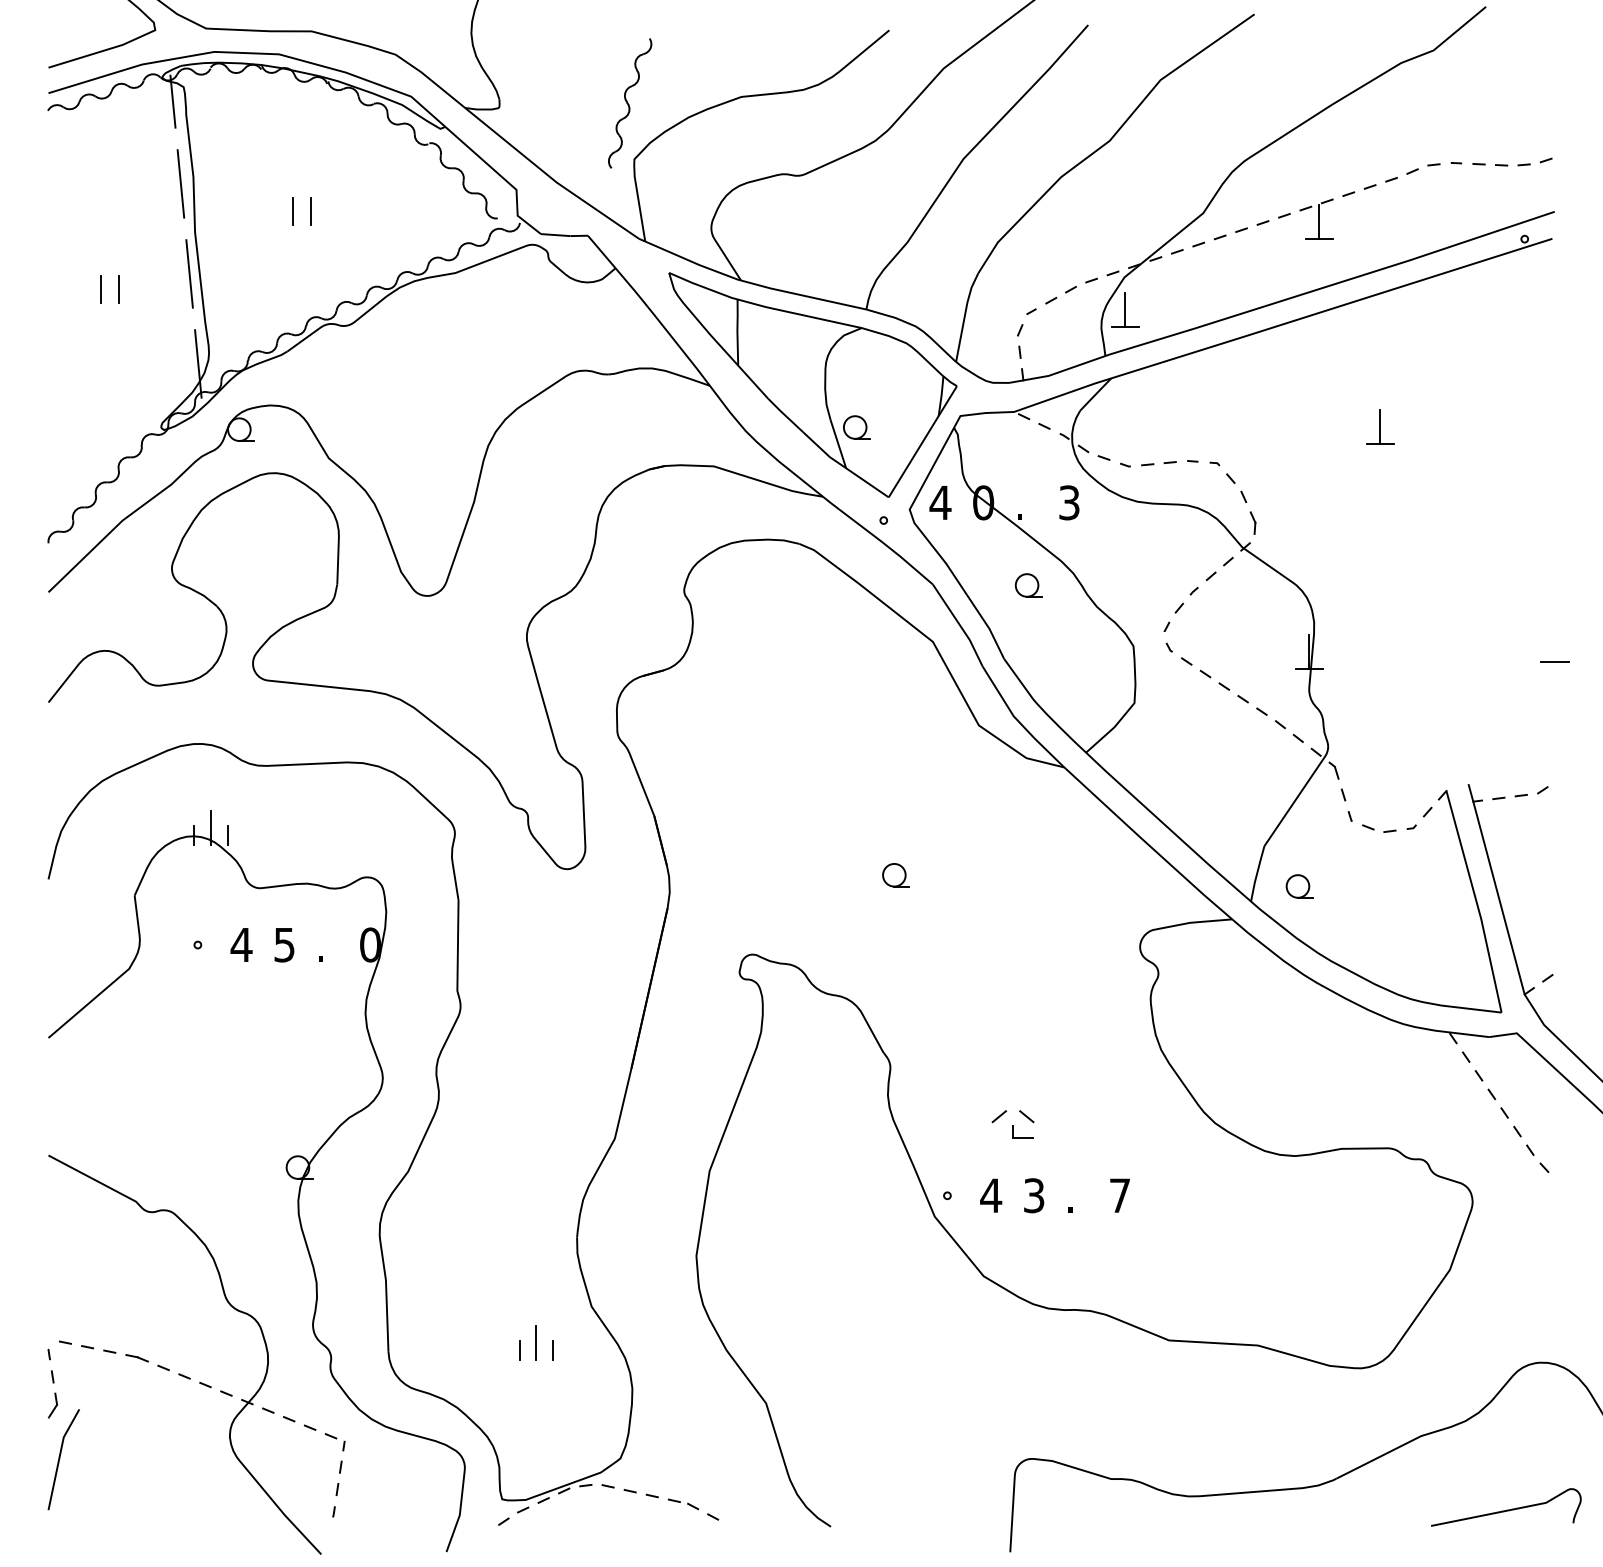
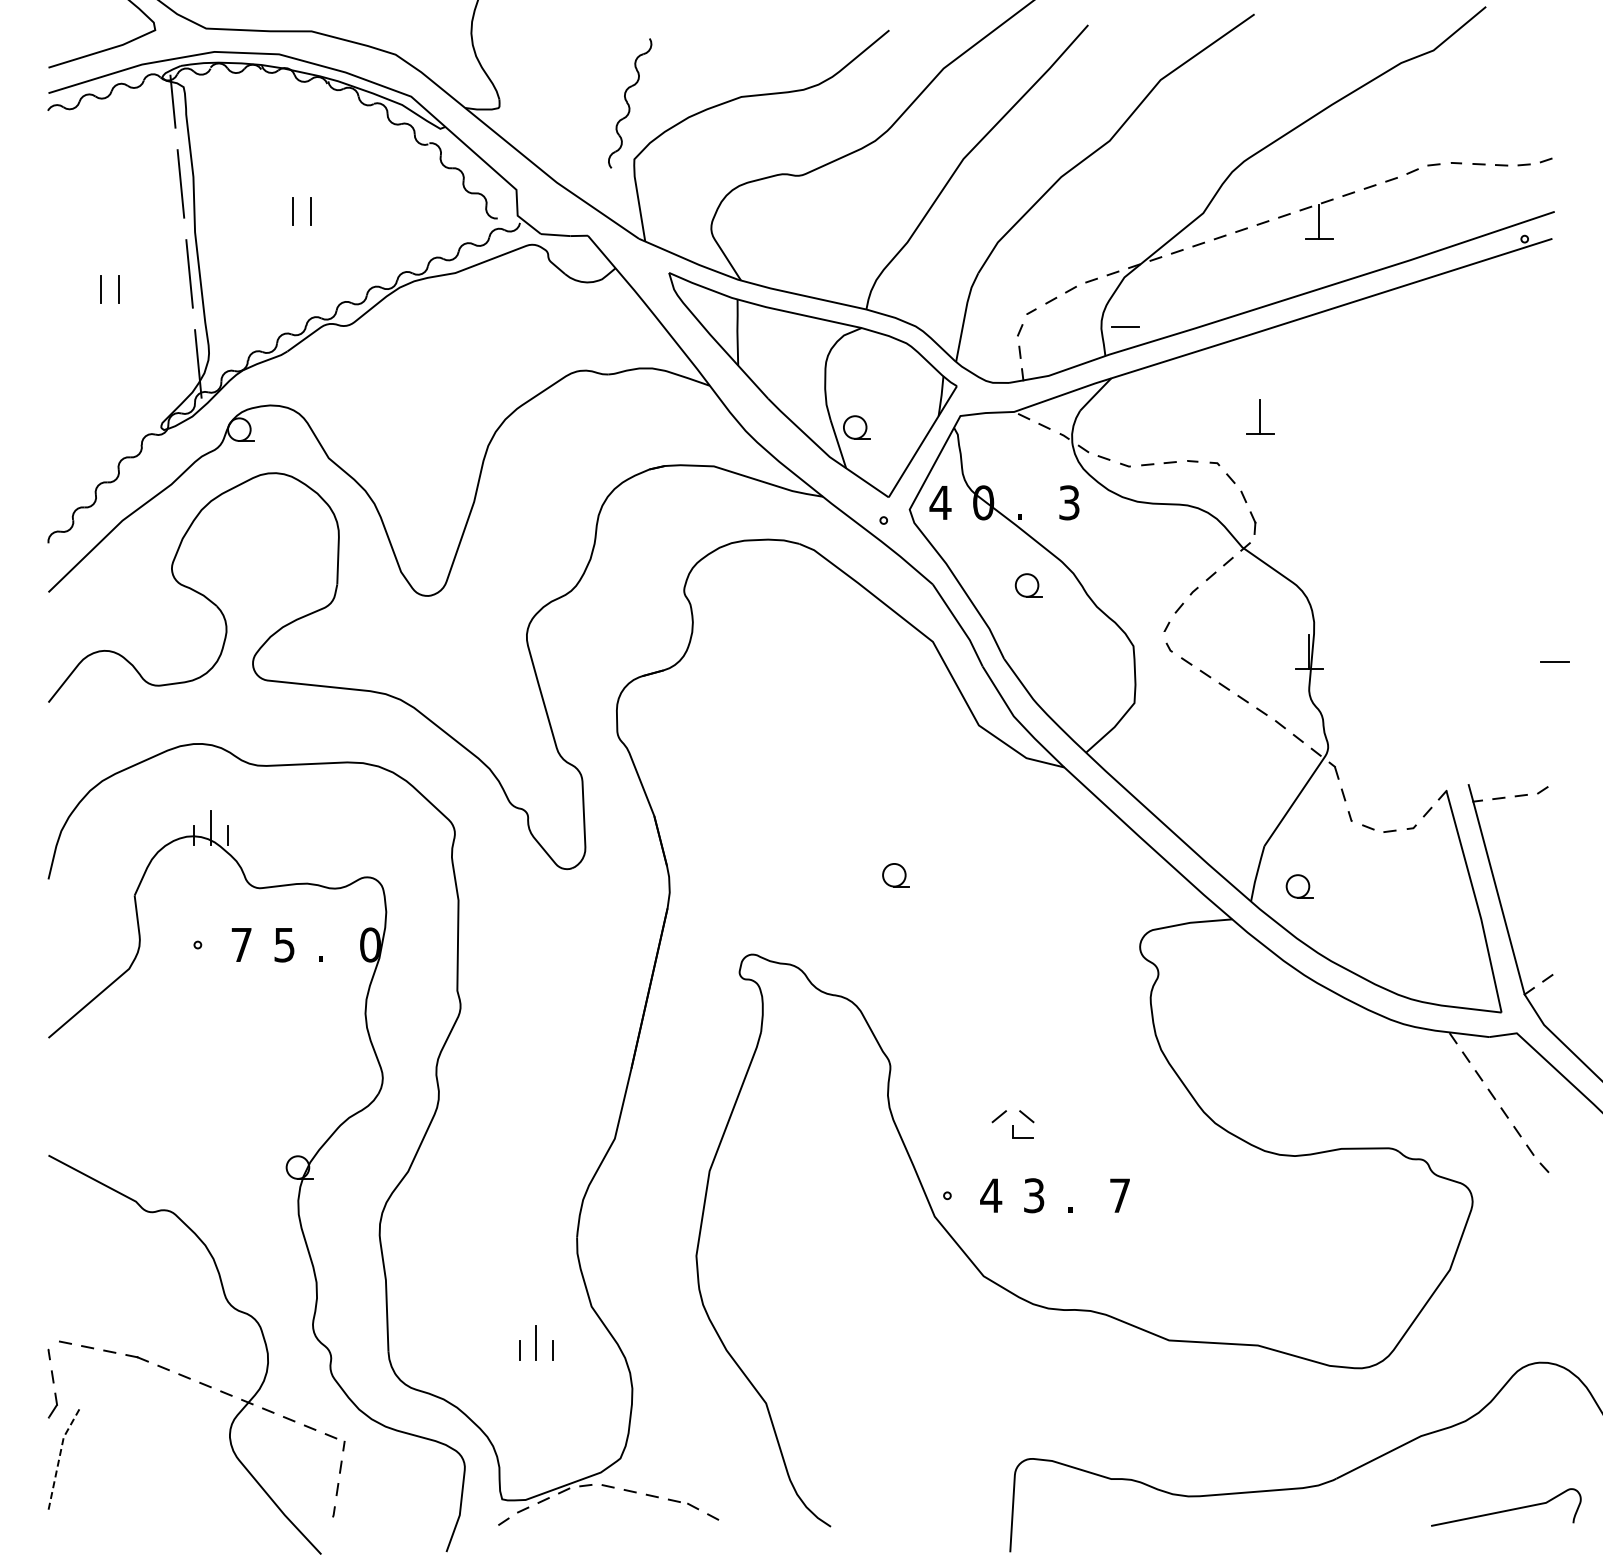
line: present -> none (1125, 310)
part position: (1380, 426) -> (1260, 416) (1260, 416)
text: 4 -> 7 (241, 944)
line: solid -> dashed (59, 1457)
